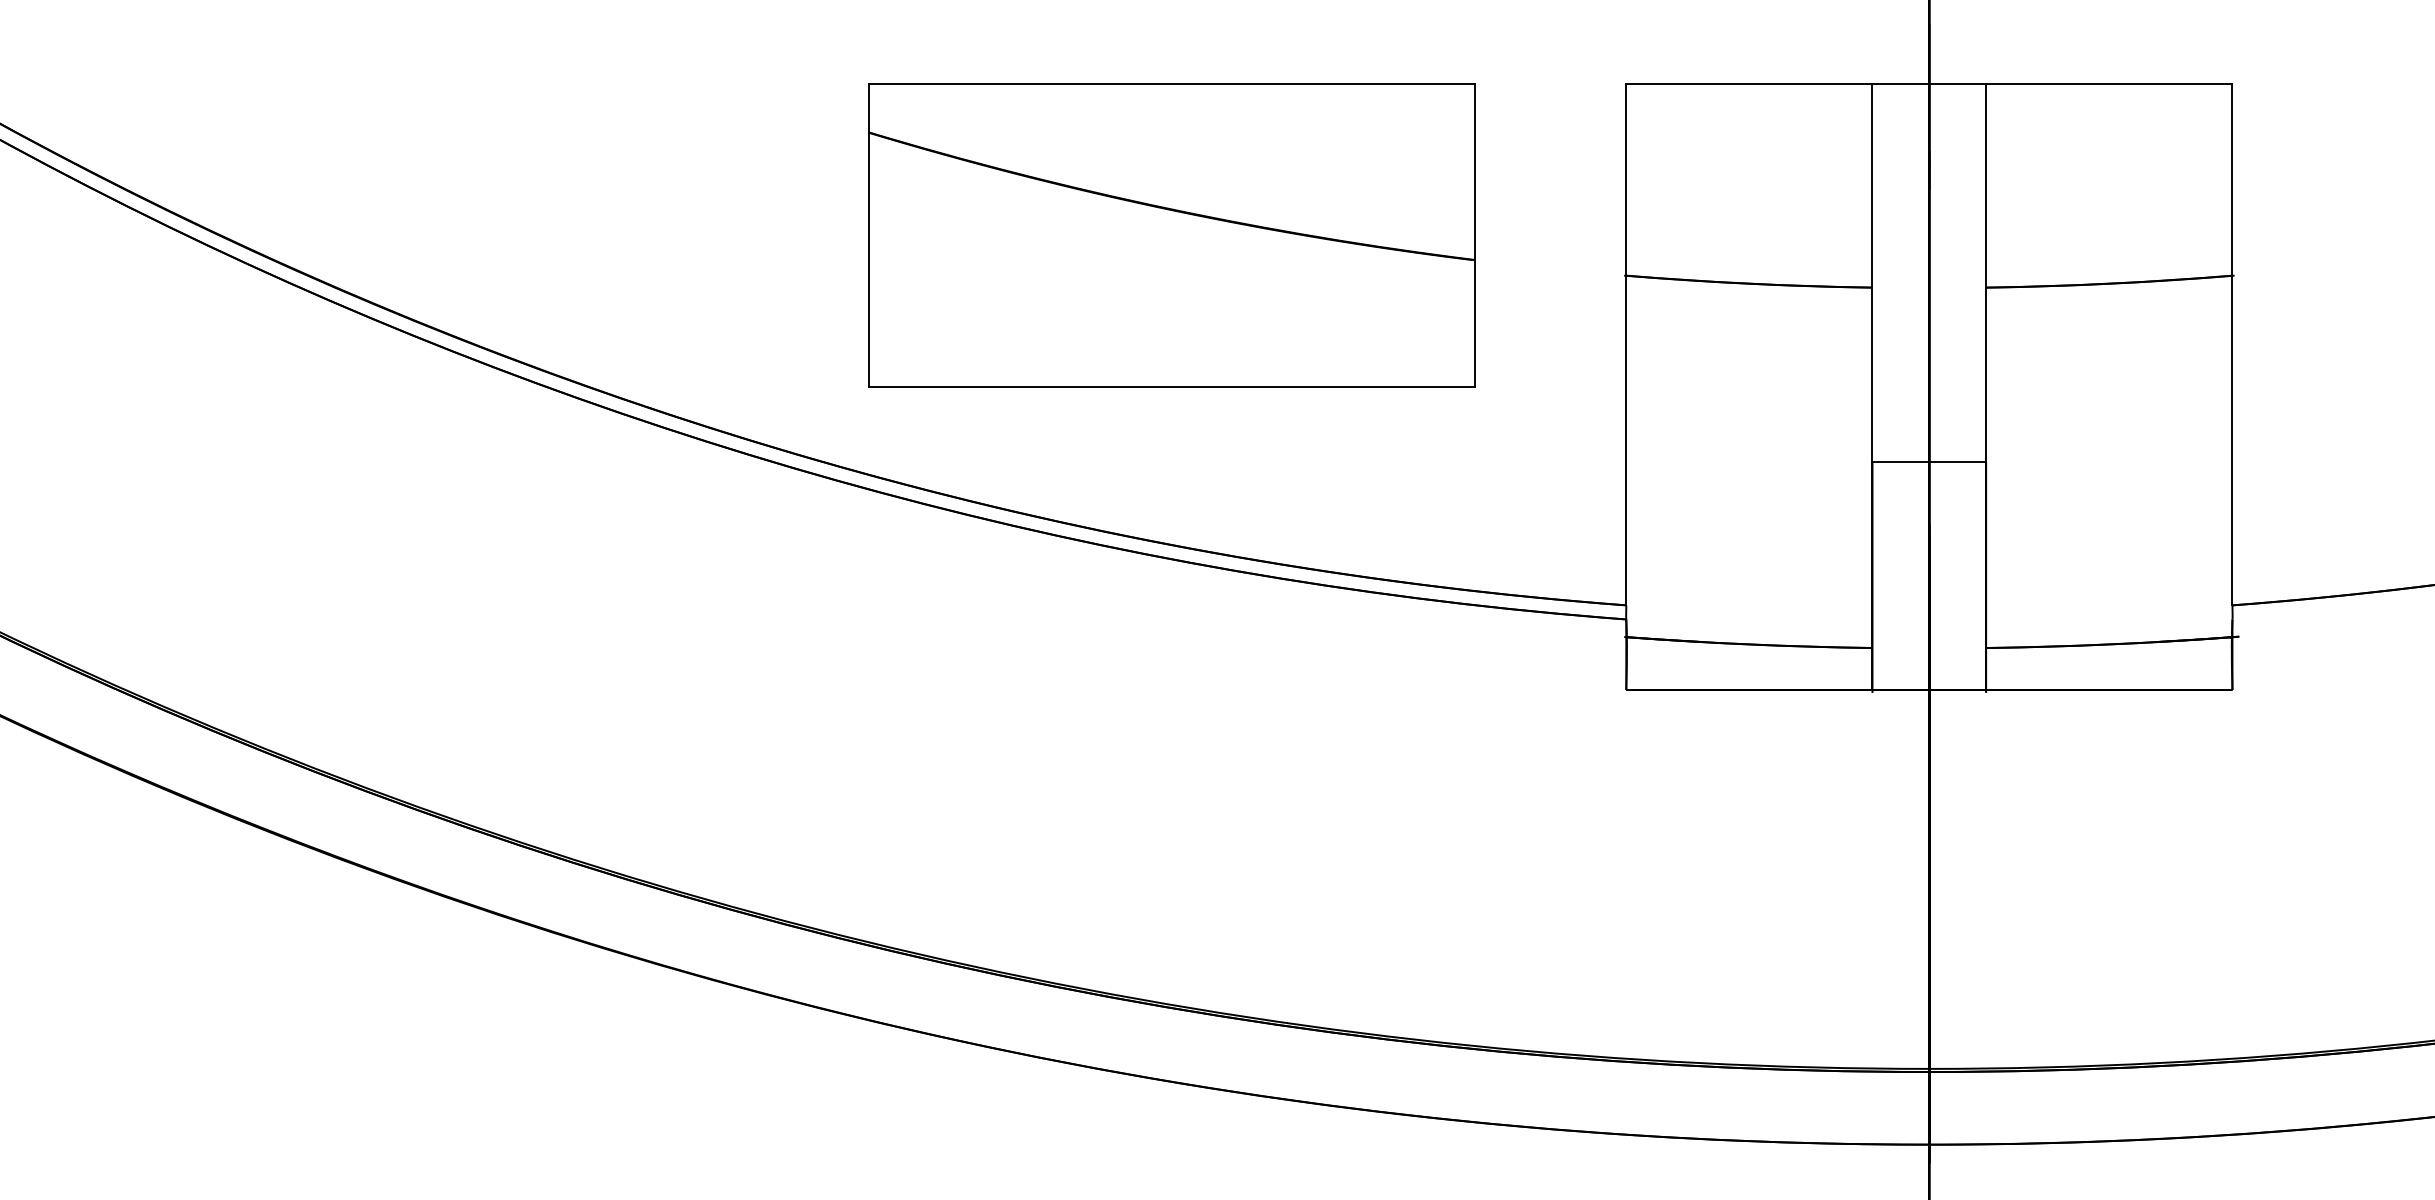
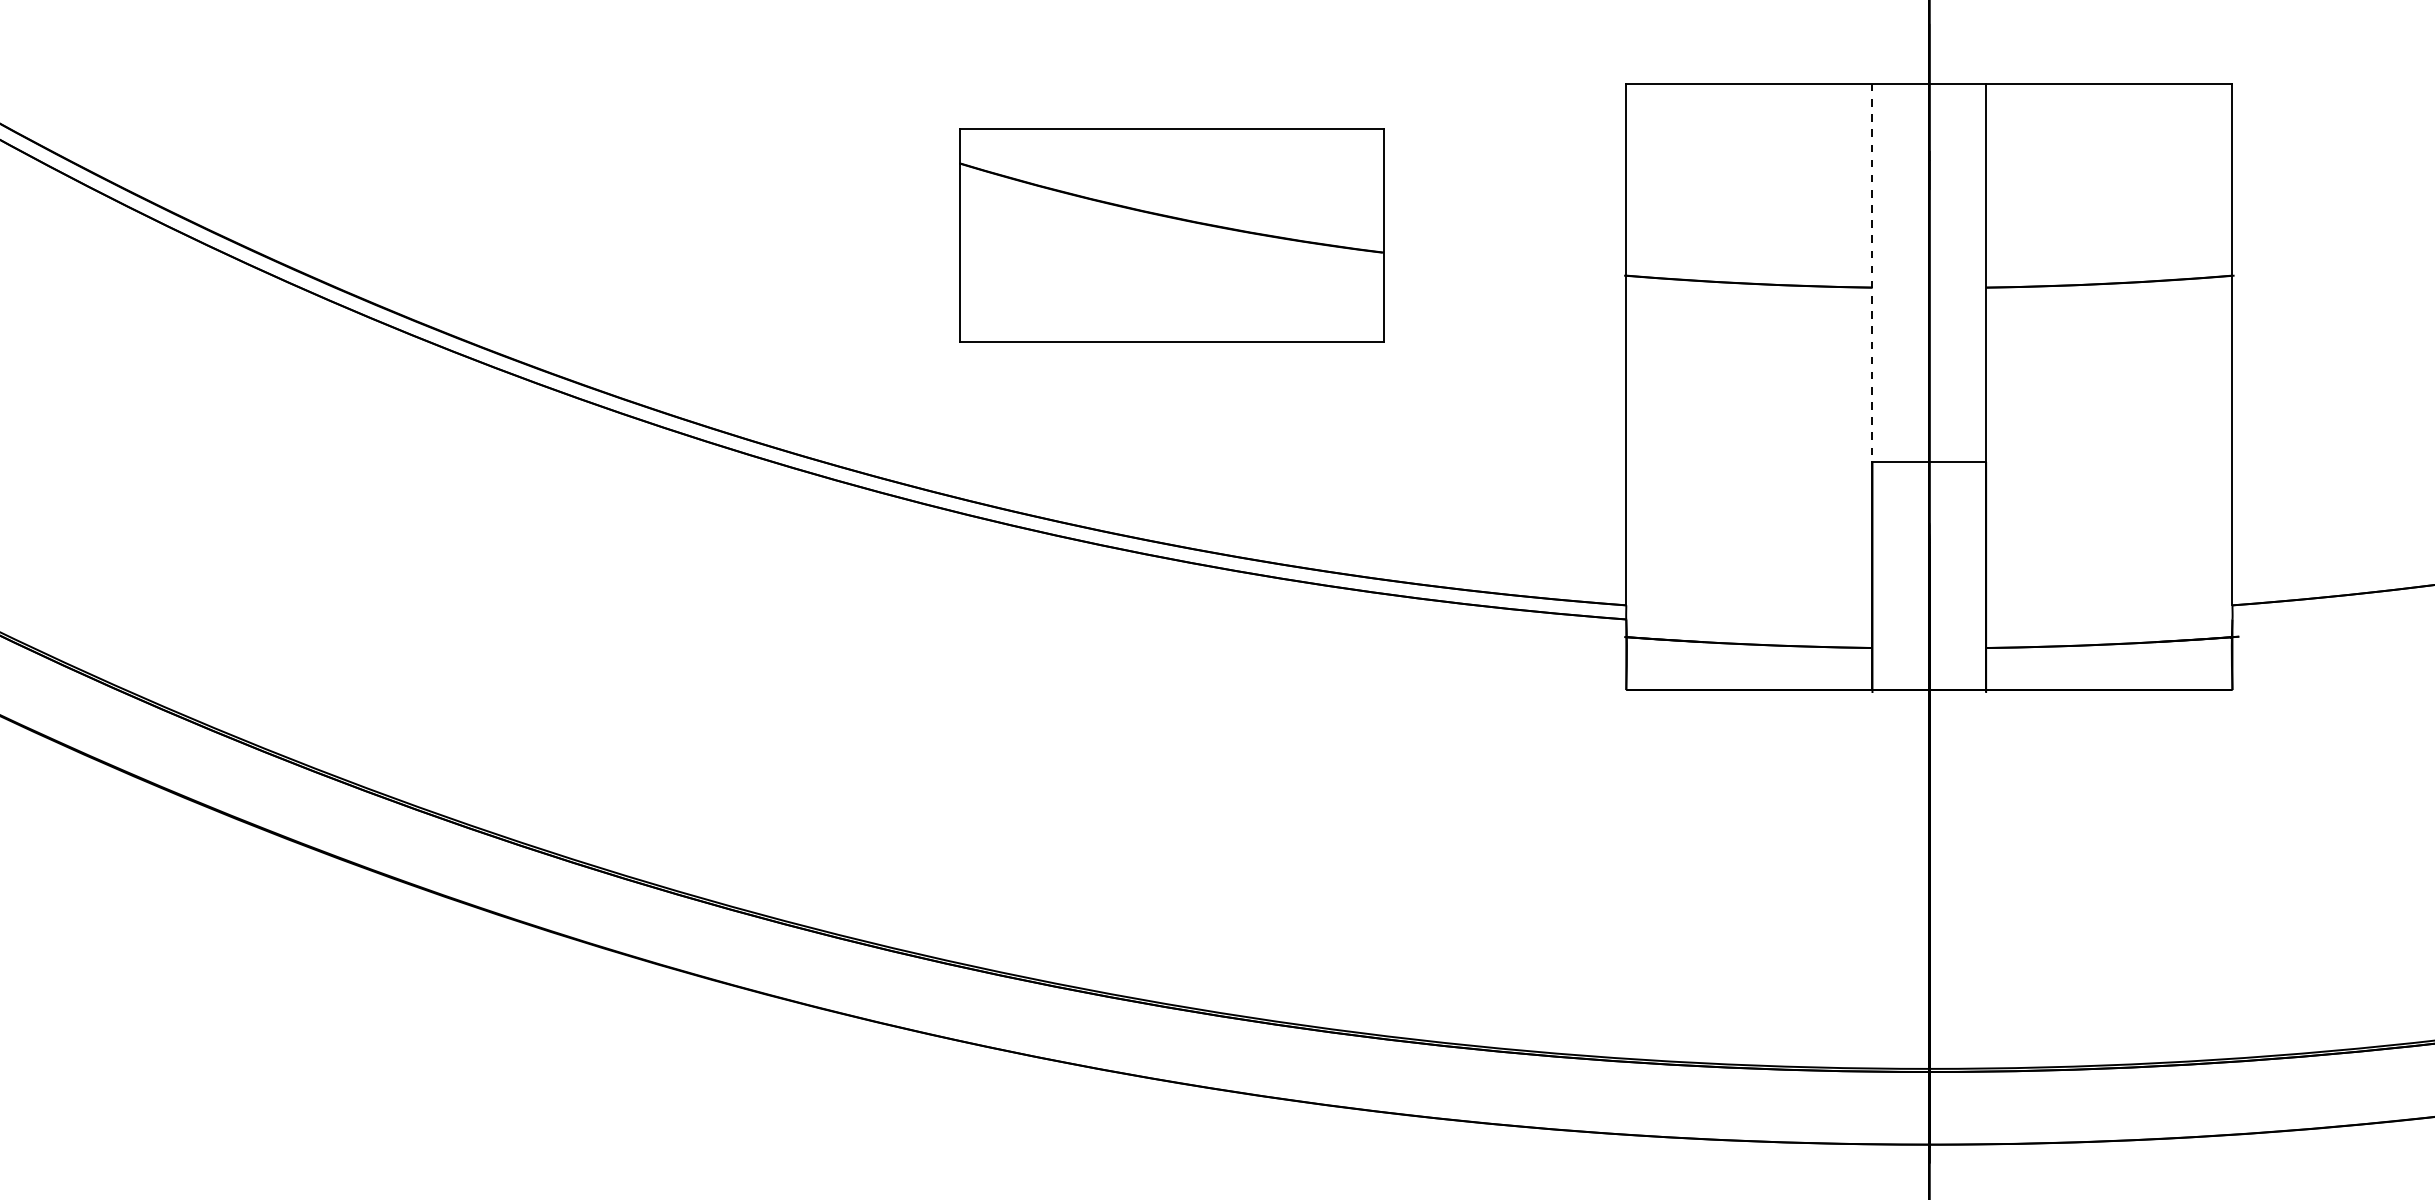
part size: 608x305 px -> 426x215 px (1171, 235)
line: solid -> dashed (1872, 273)
